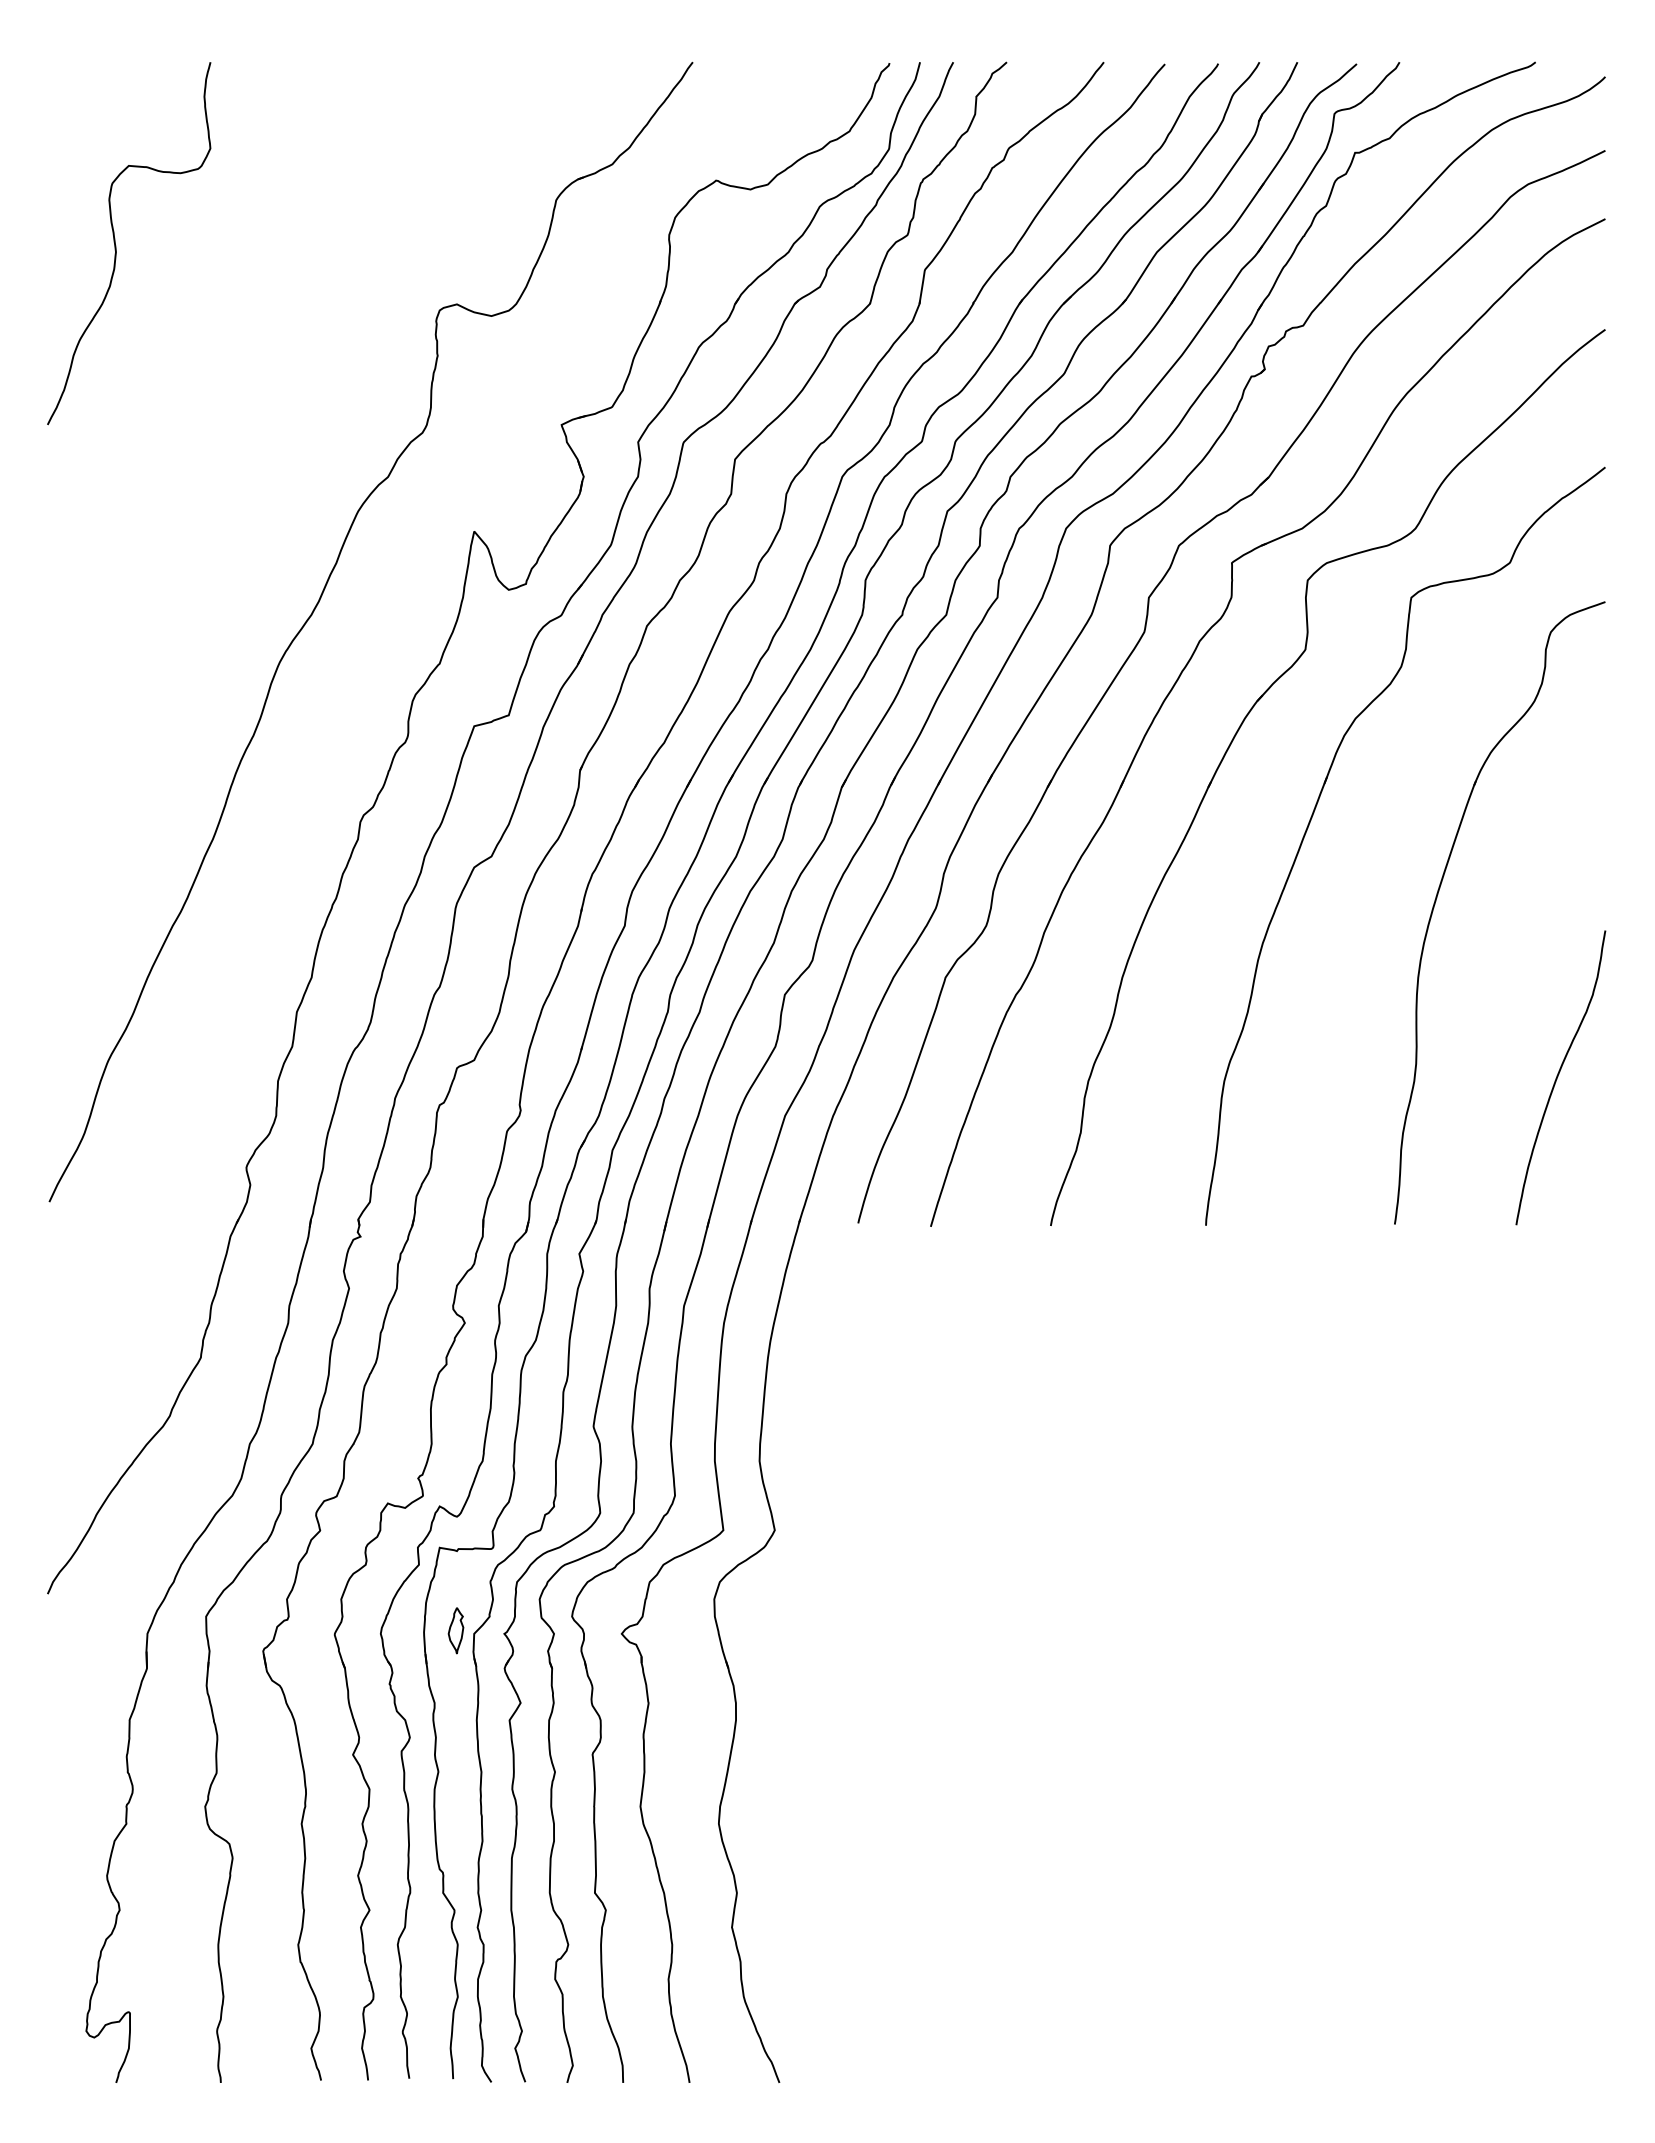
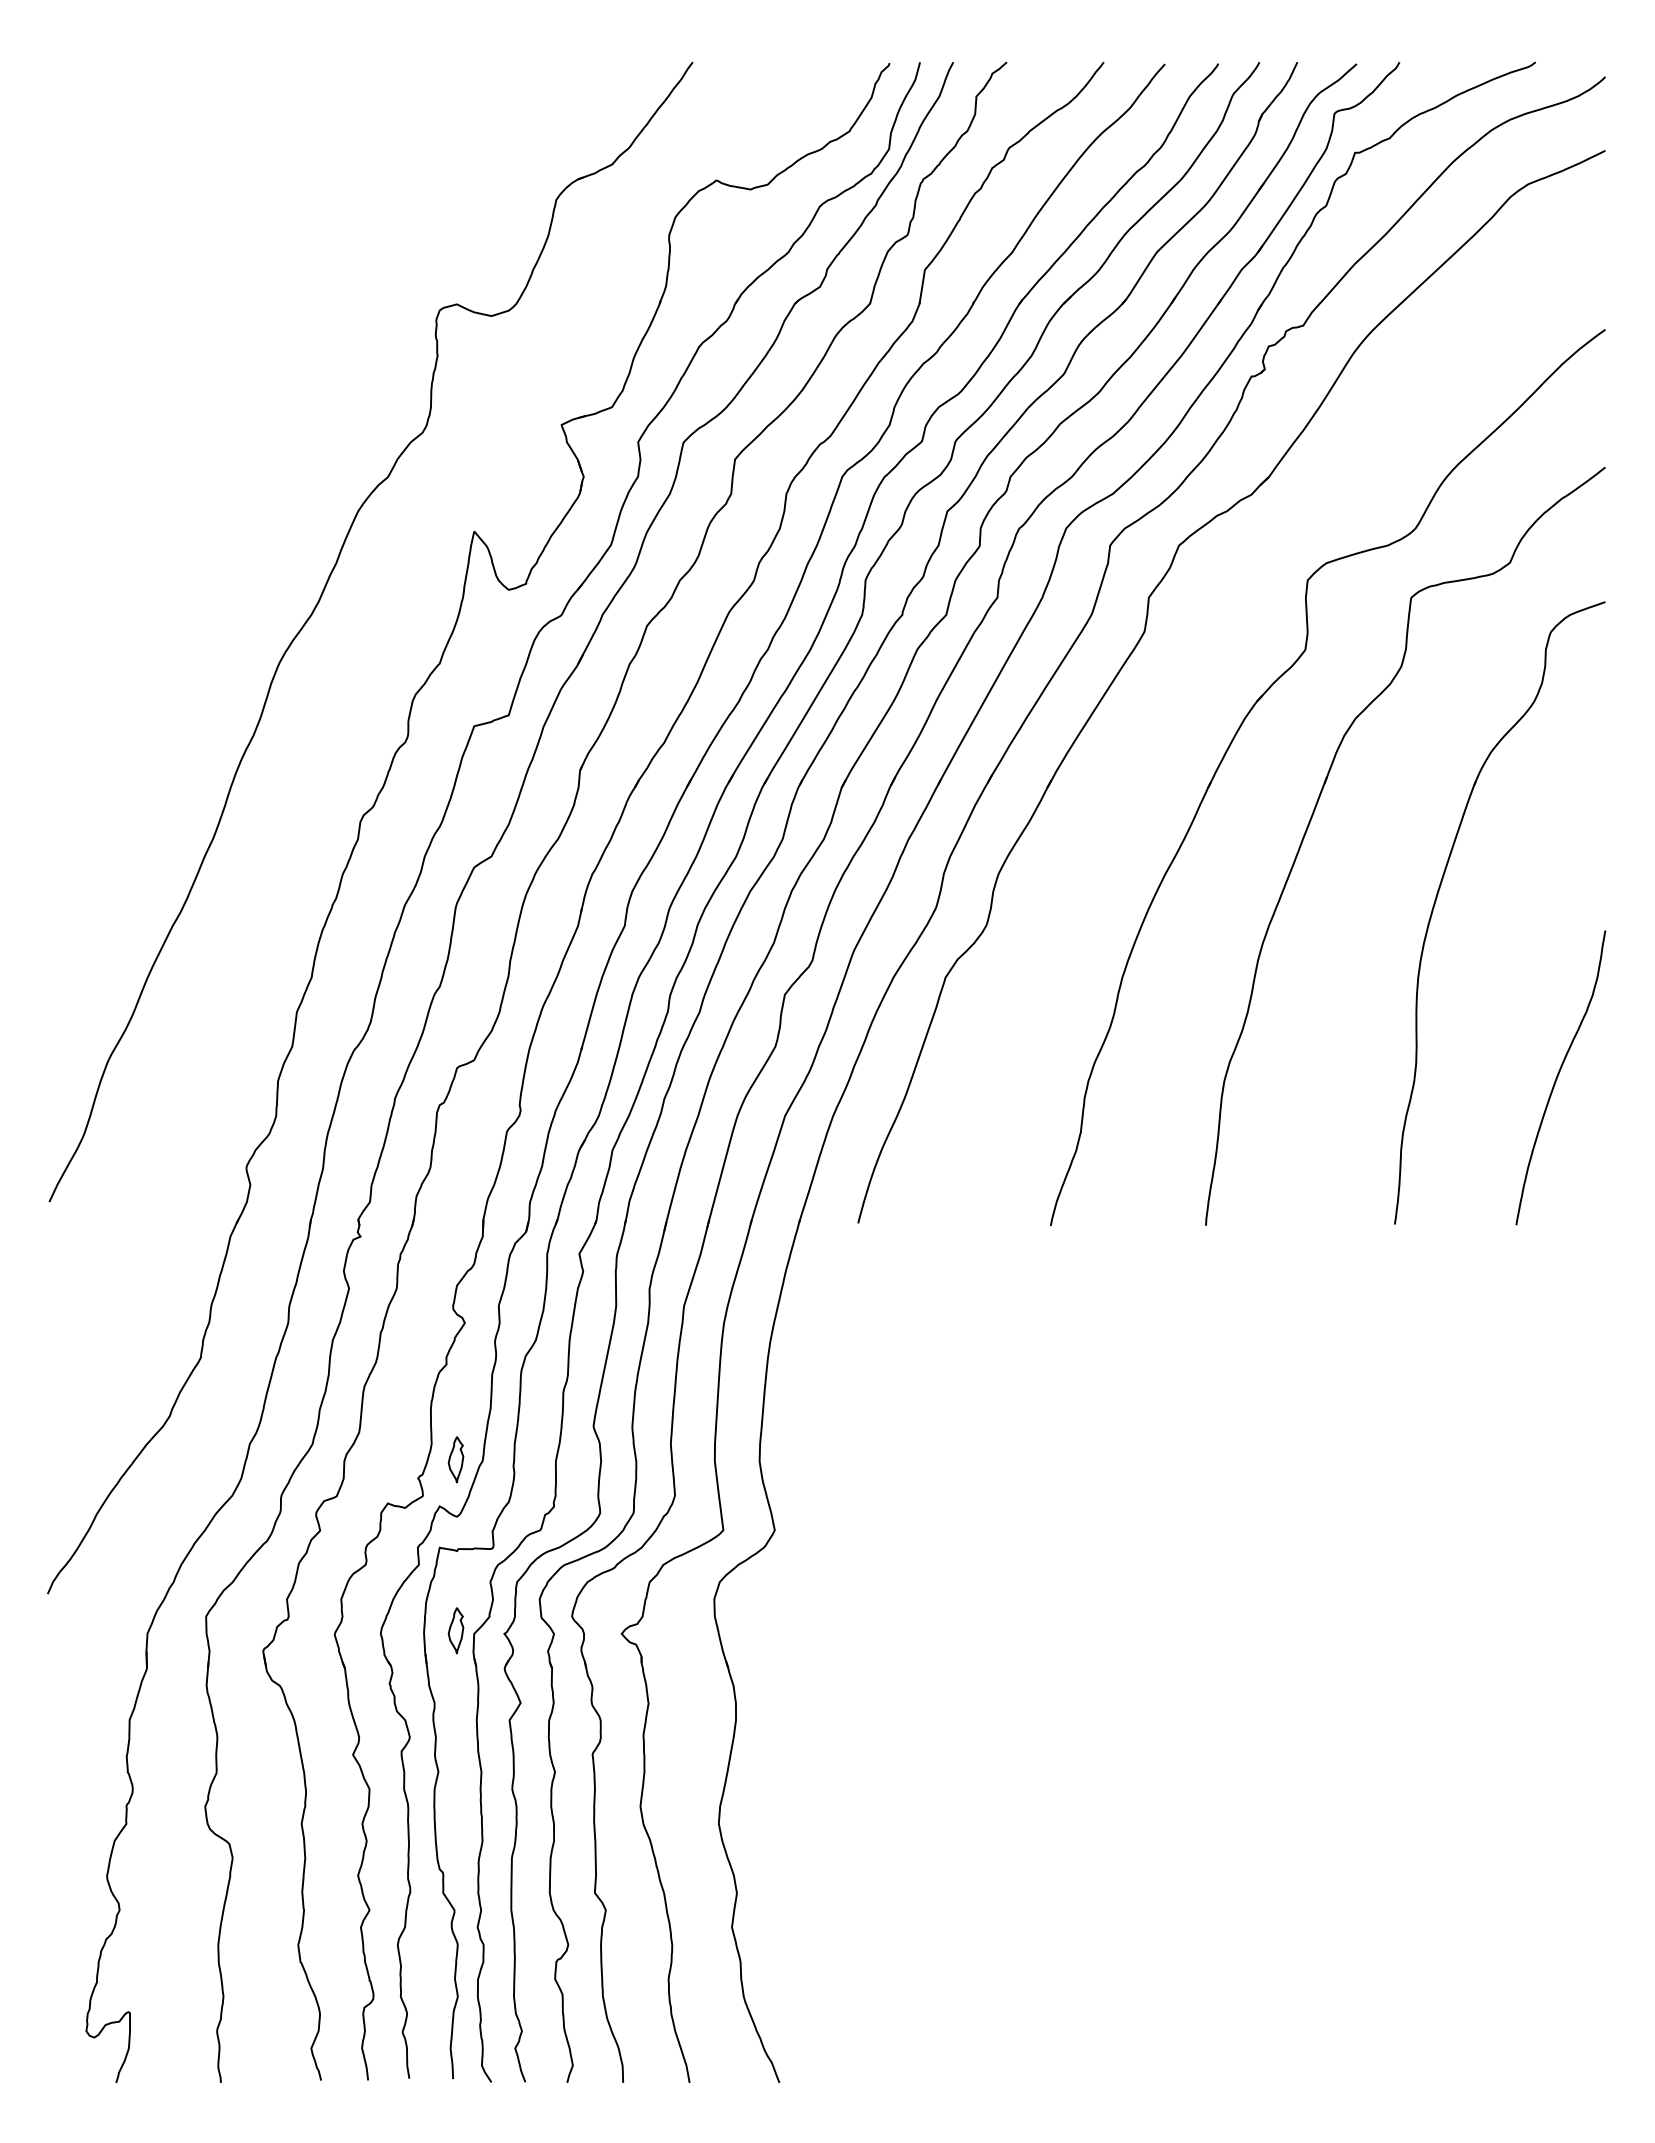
curve: present -> none (116, 245)
part: present -> none (1186, 667)
part: none -> present (455, 1459)
